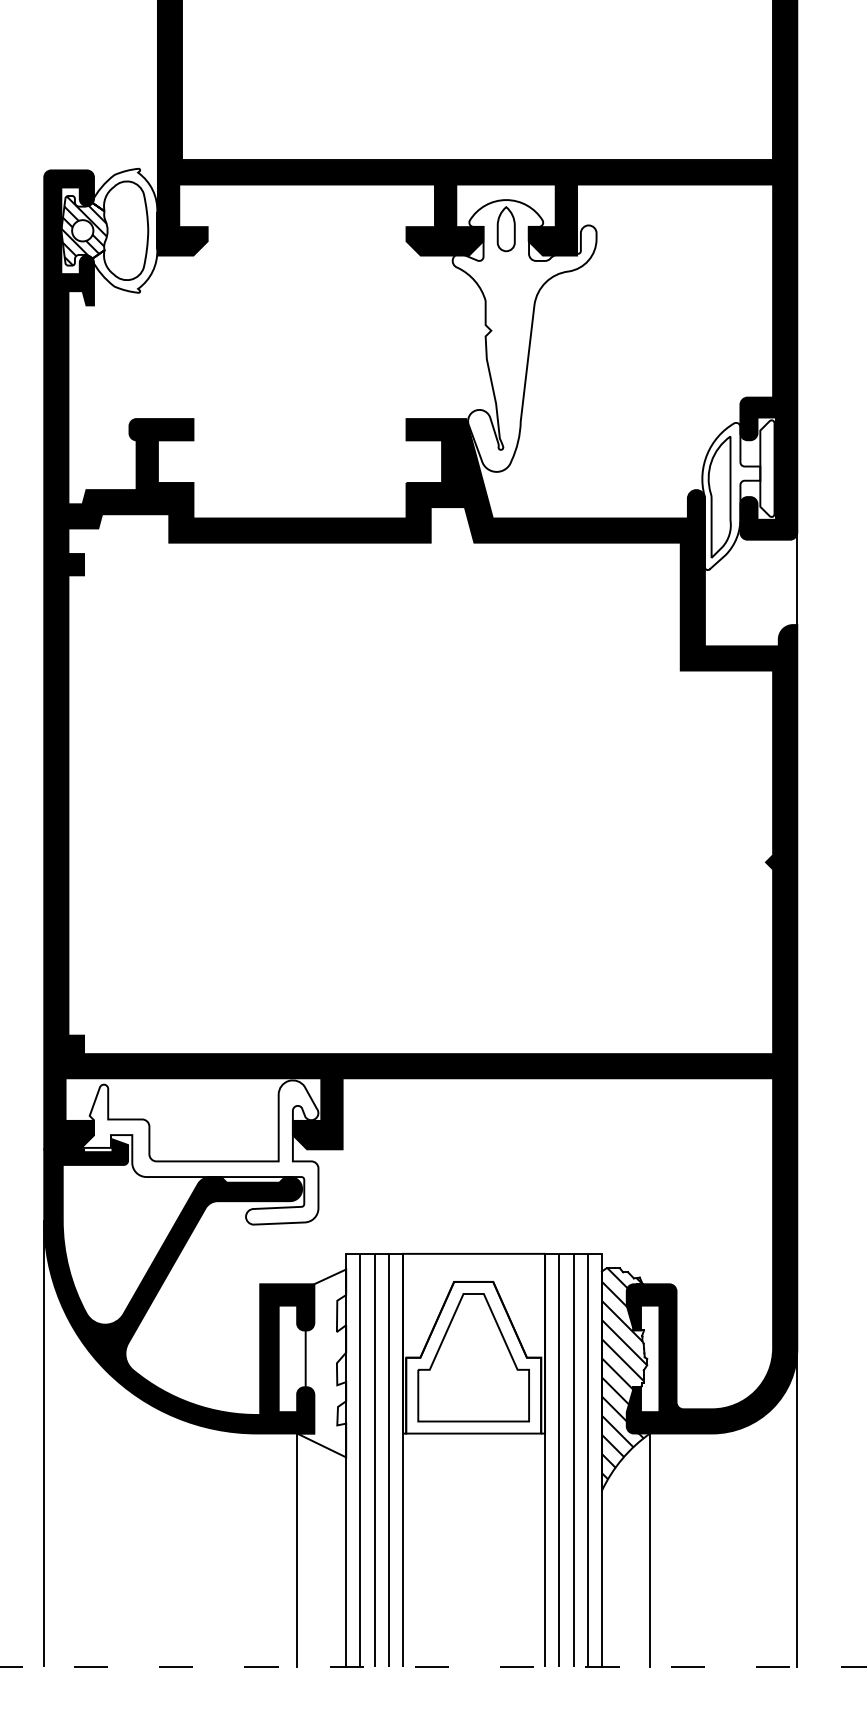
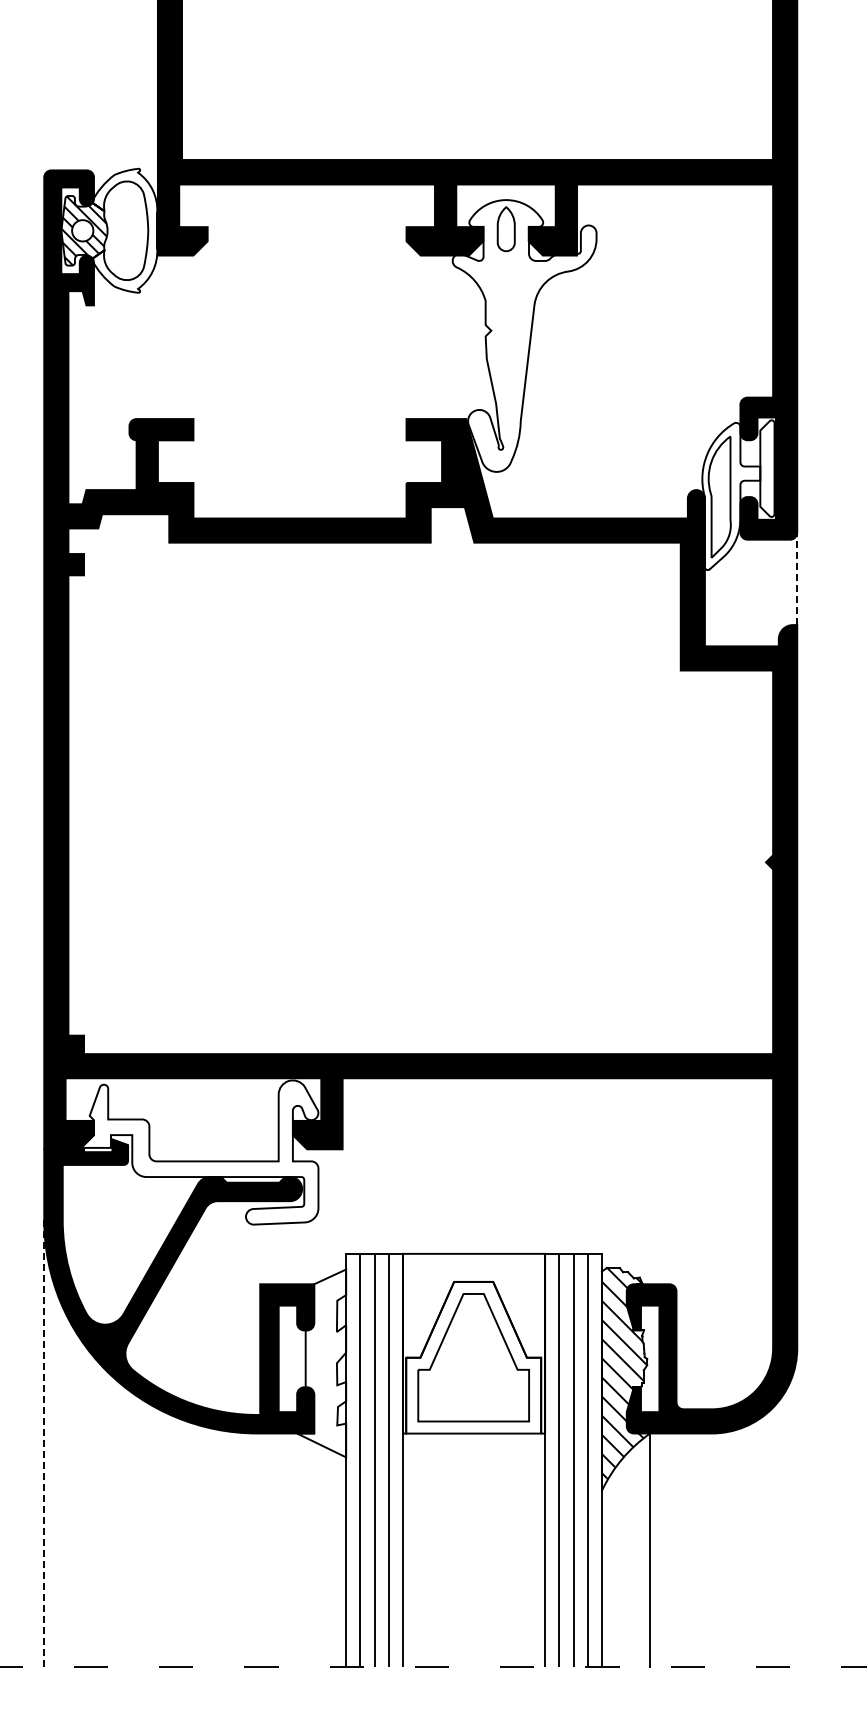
line: solid -> dashed (797, 578)
line: solid -> dashed (44, 1444)
line: present -> none (797, 1507)
line: present -> none (296, 1550)
